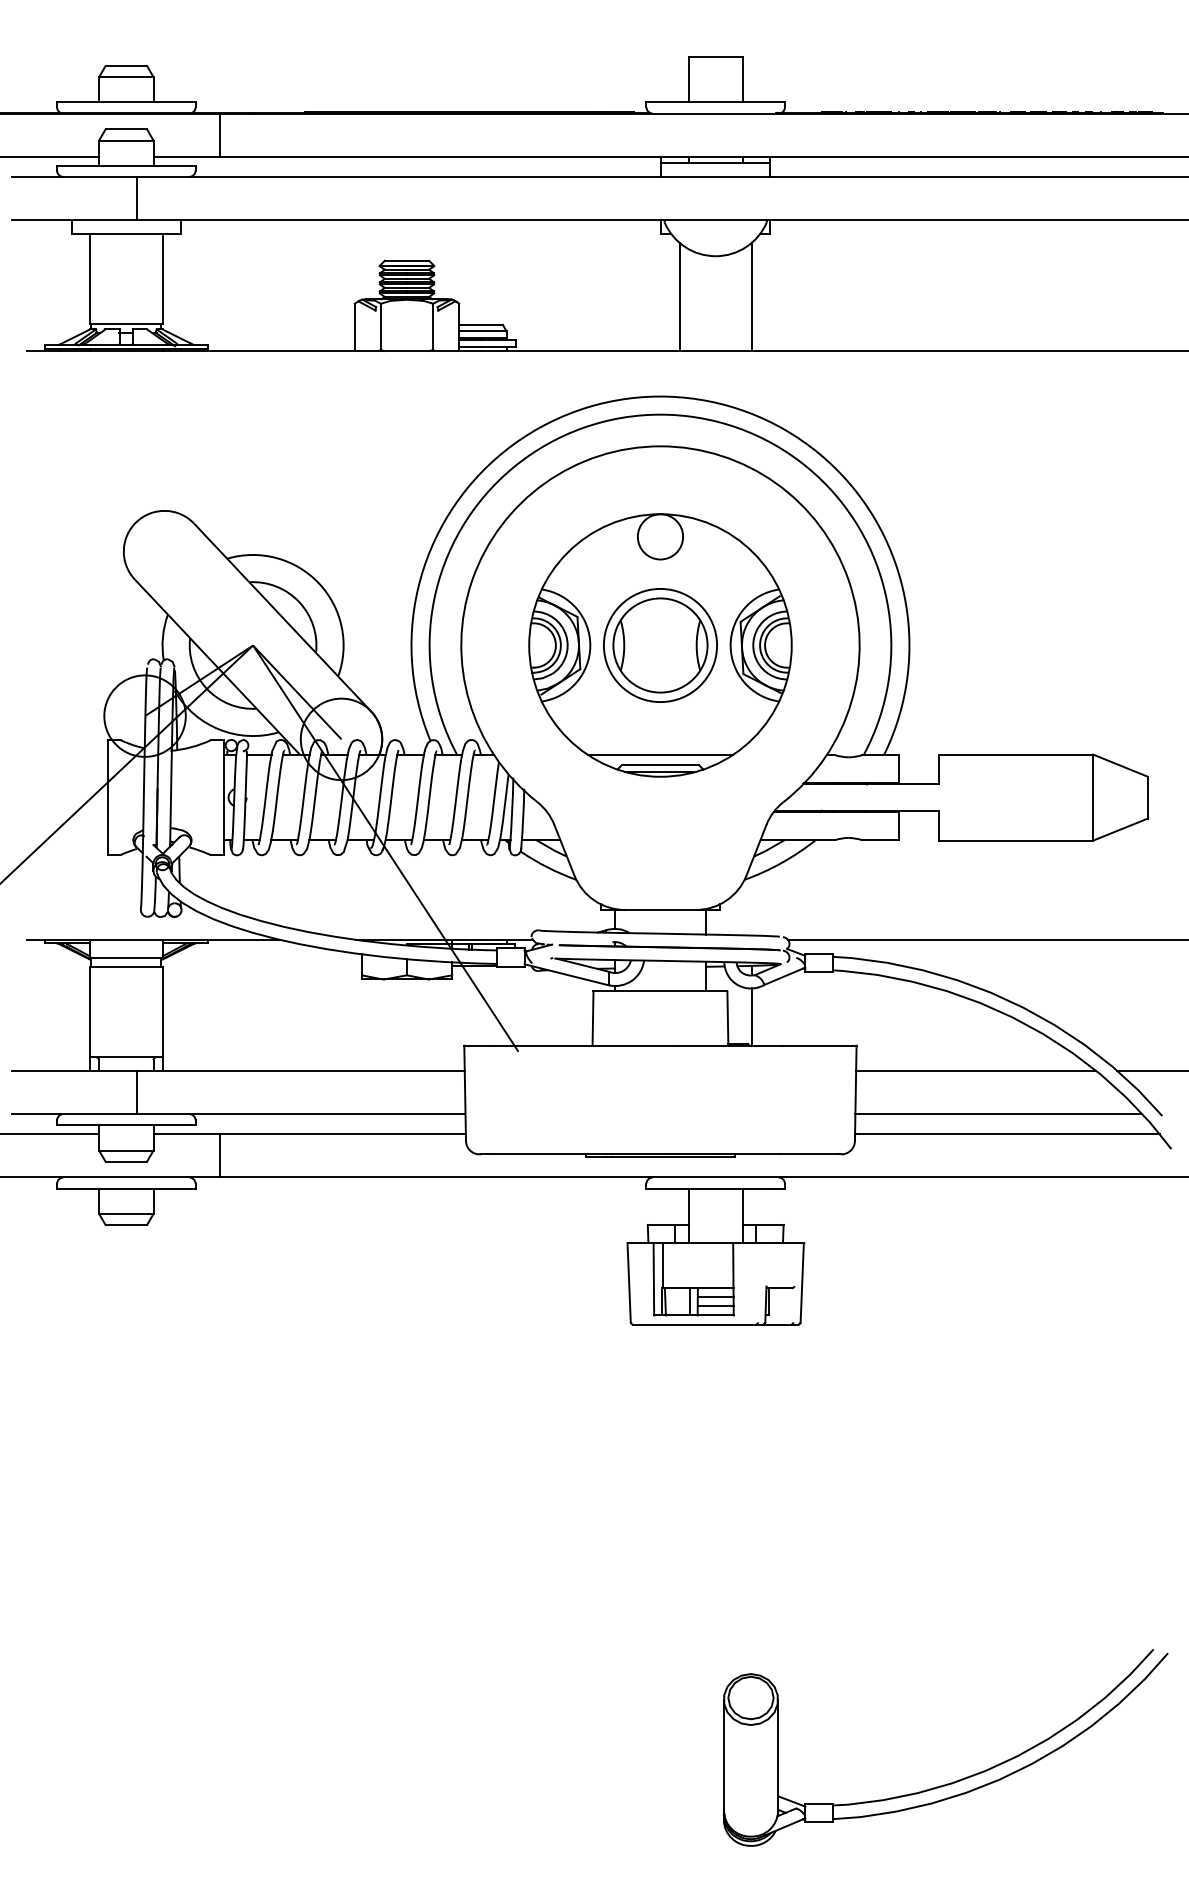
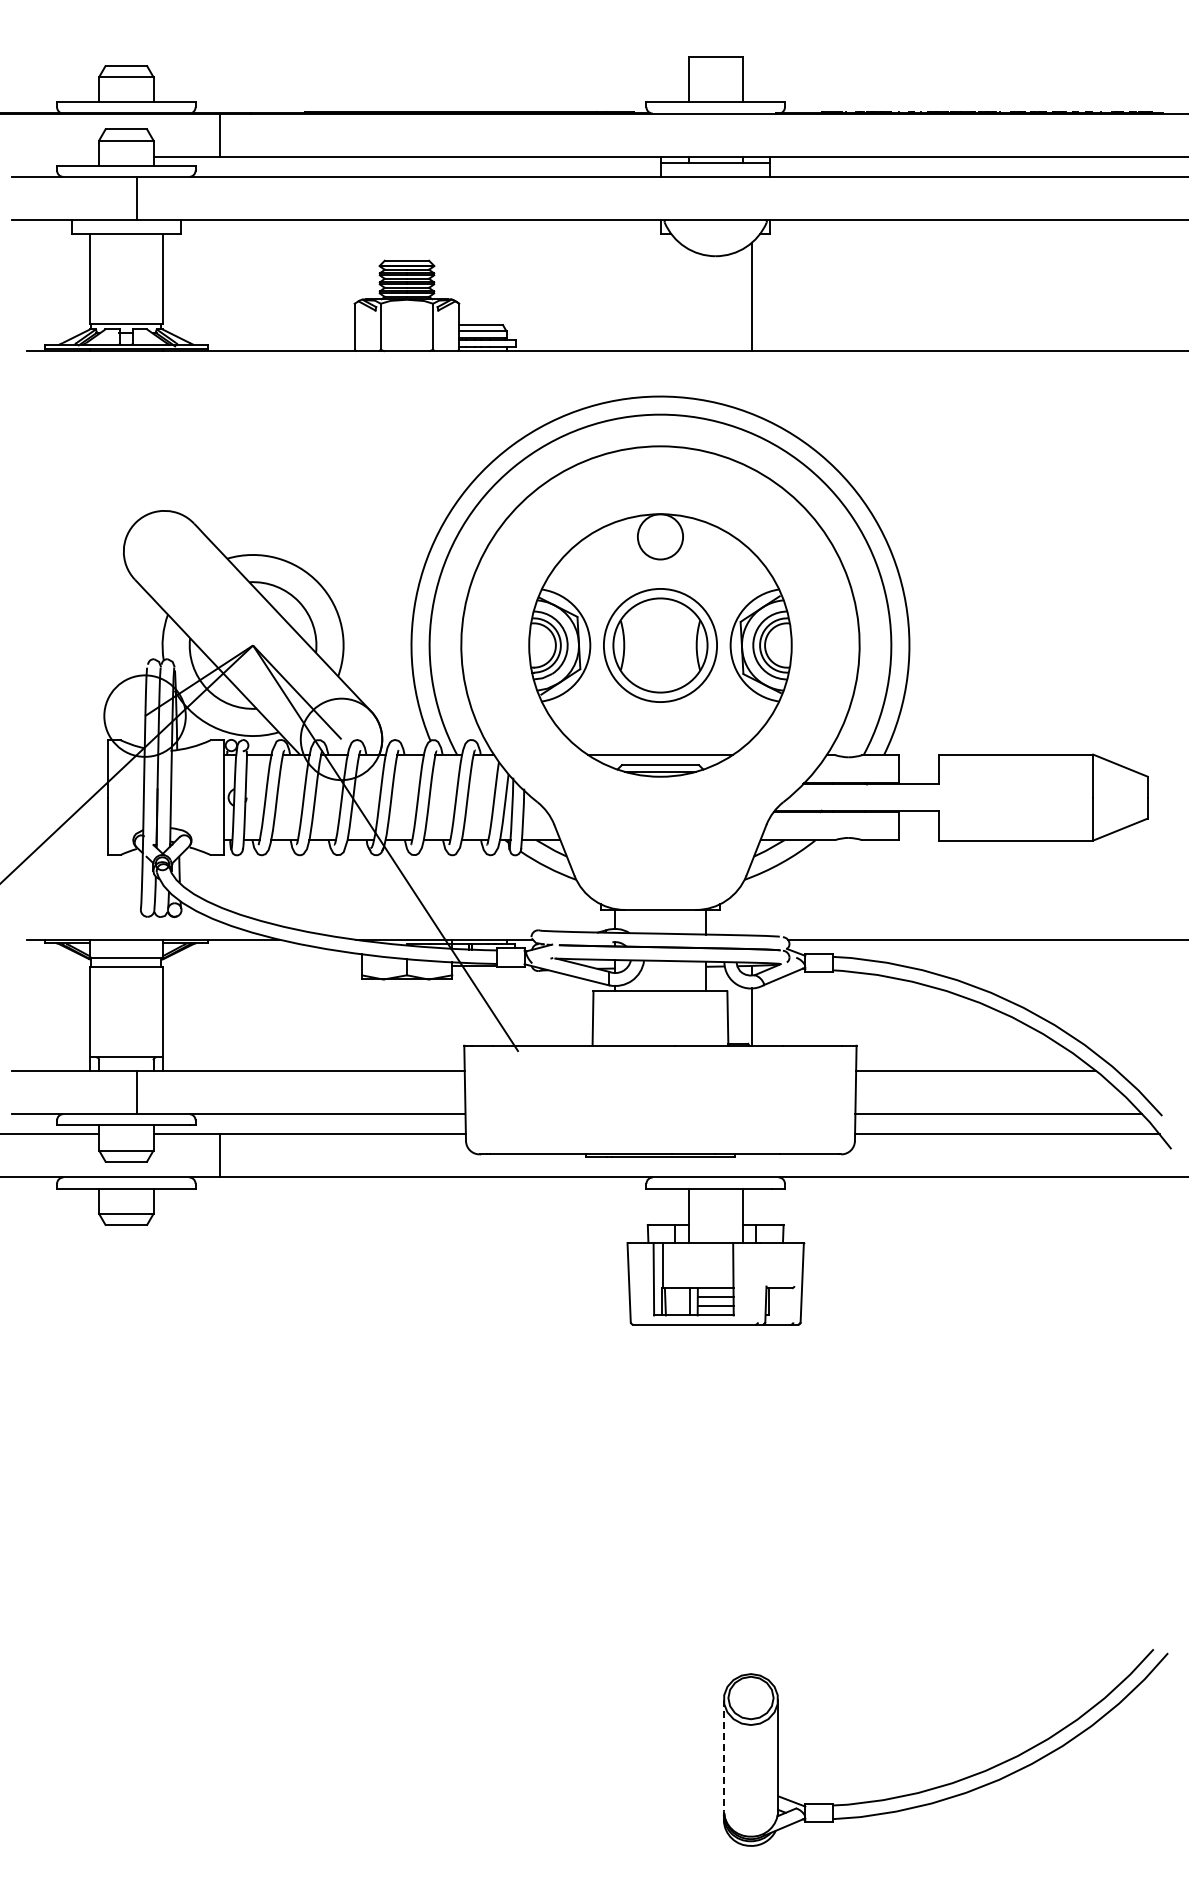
line: present -> none (50, 156)
line: present -> none (679, 296)
line: present -> none (1151, 1071)
line: solid -> dashed (723, 1755)
